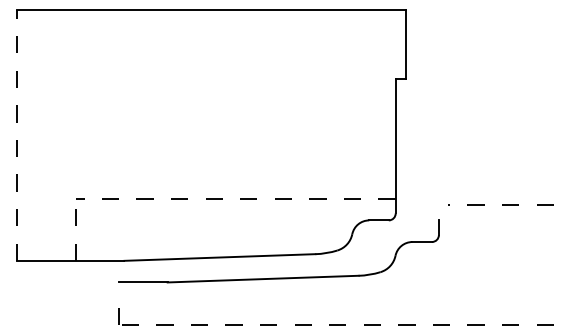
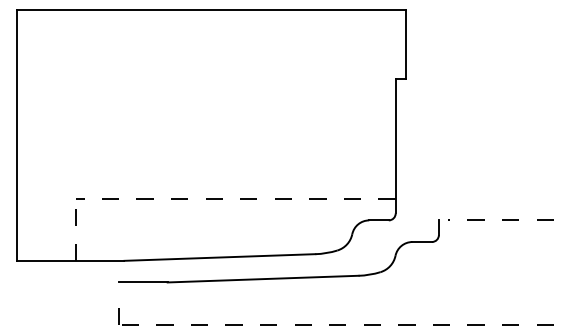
line: dashed -> solid (17, 135)
line position: (502, 204) -> (502, 219) (502, 219)
